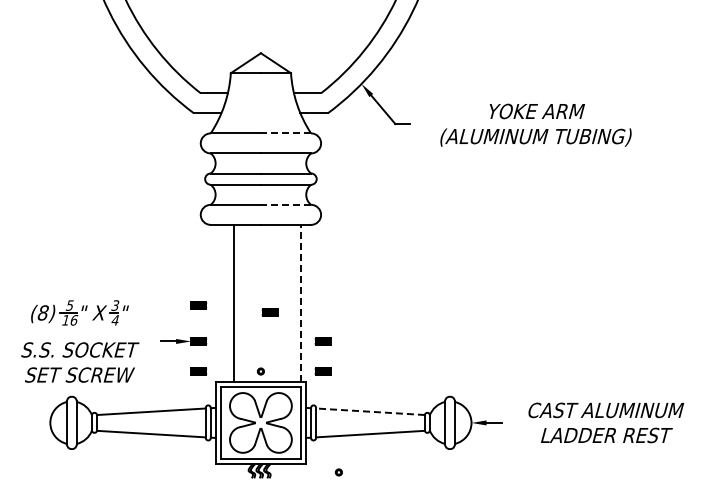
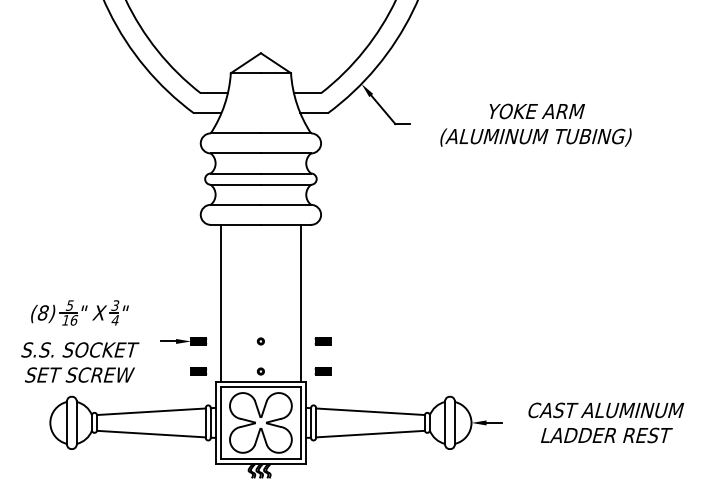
line: dashed -> solid (285, 133)
line: dashed -> solid (285, 204)
line position: (233, 302) -> (220, 302) (220, 302)
line: dashed -> solid (301, 302)
part: present -> none (198, 305)
part: present -> none (269, 312)
line: dashed -> solid (369, 411)
part position: (338, 472) -> (260, 341) (260, 341)
